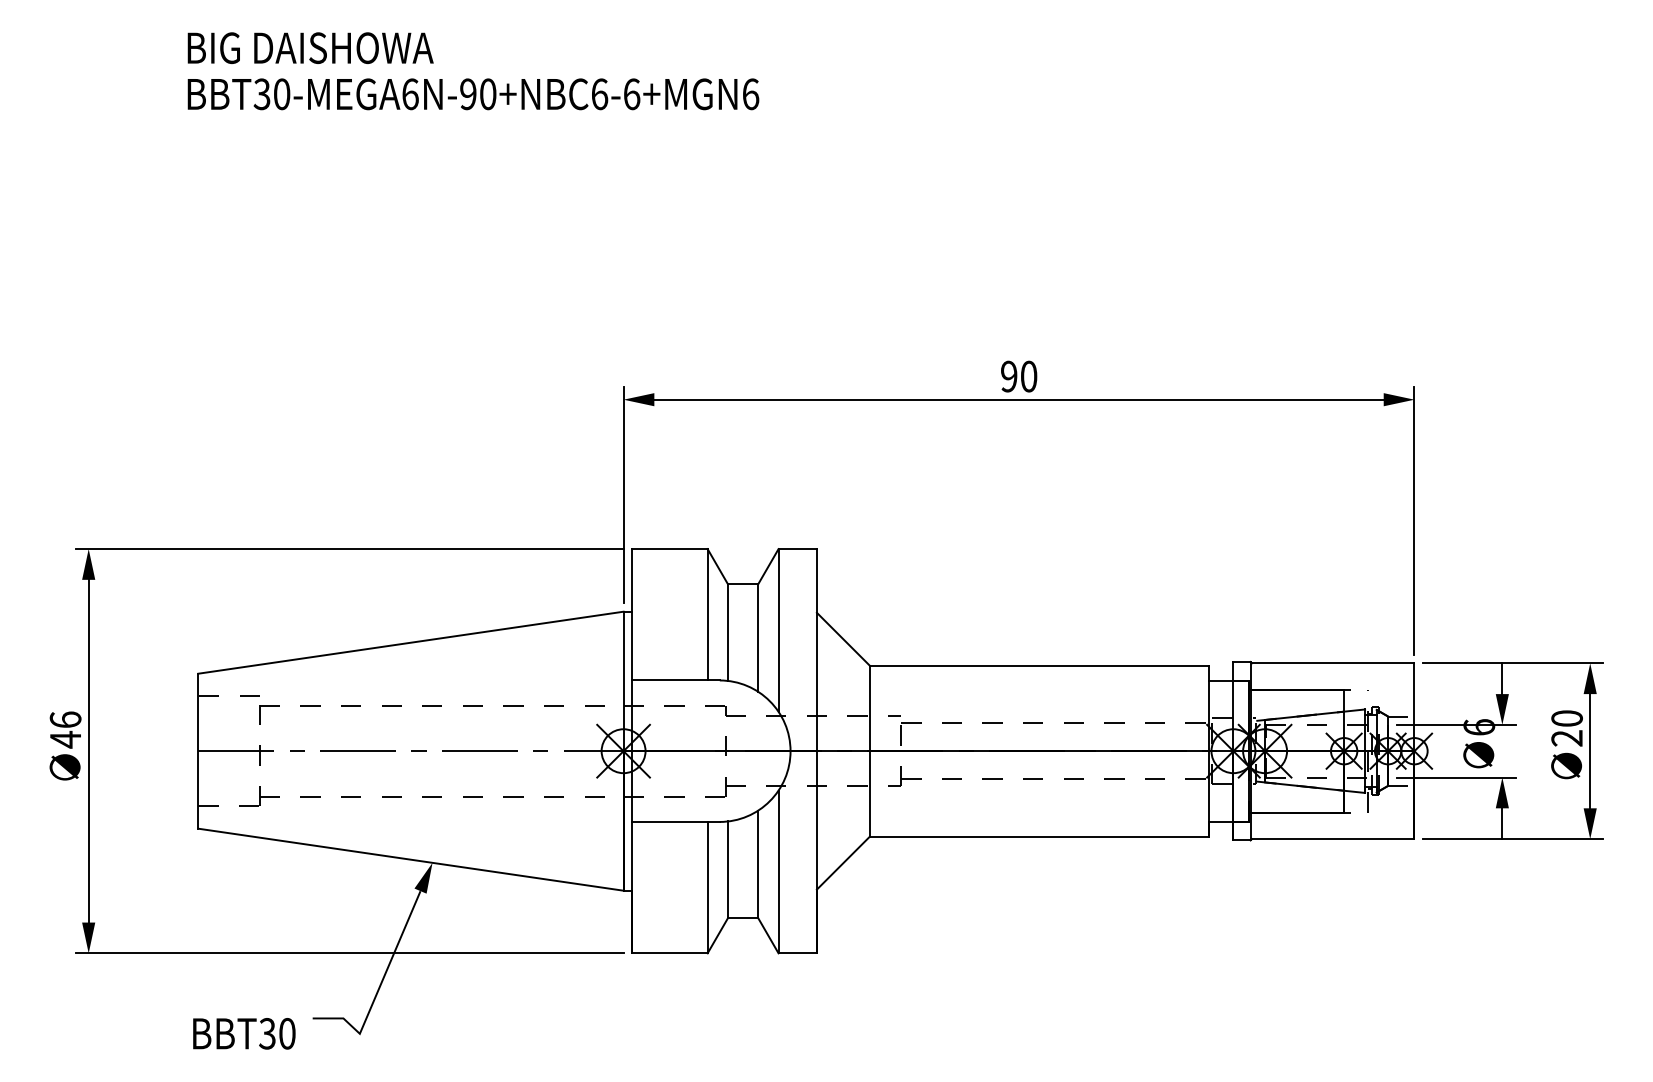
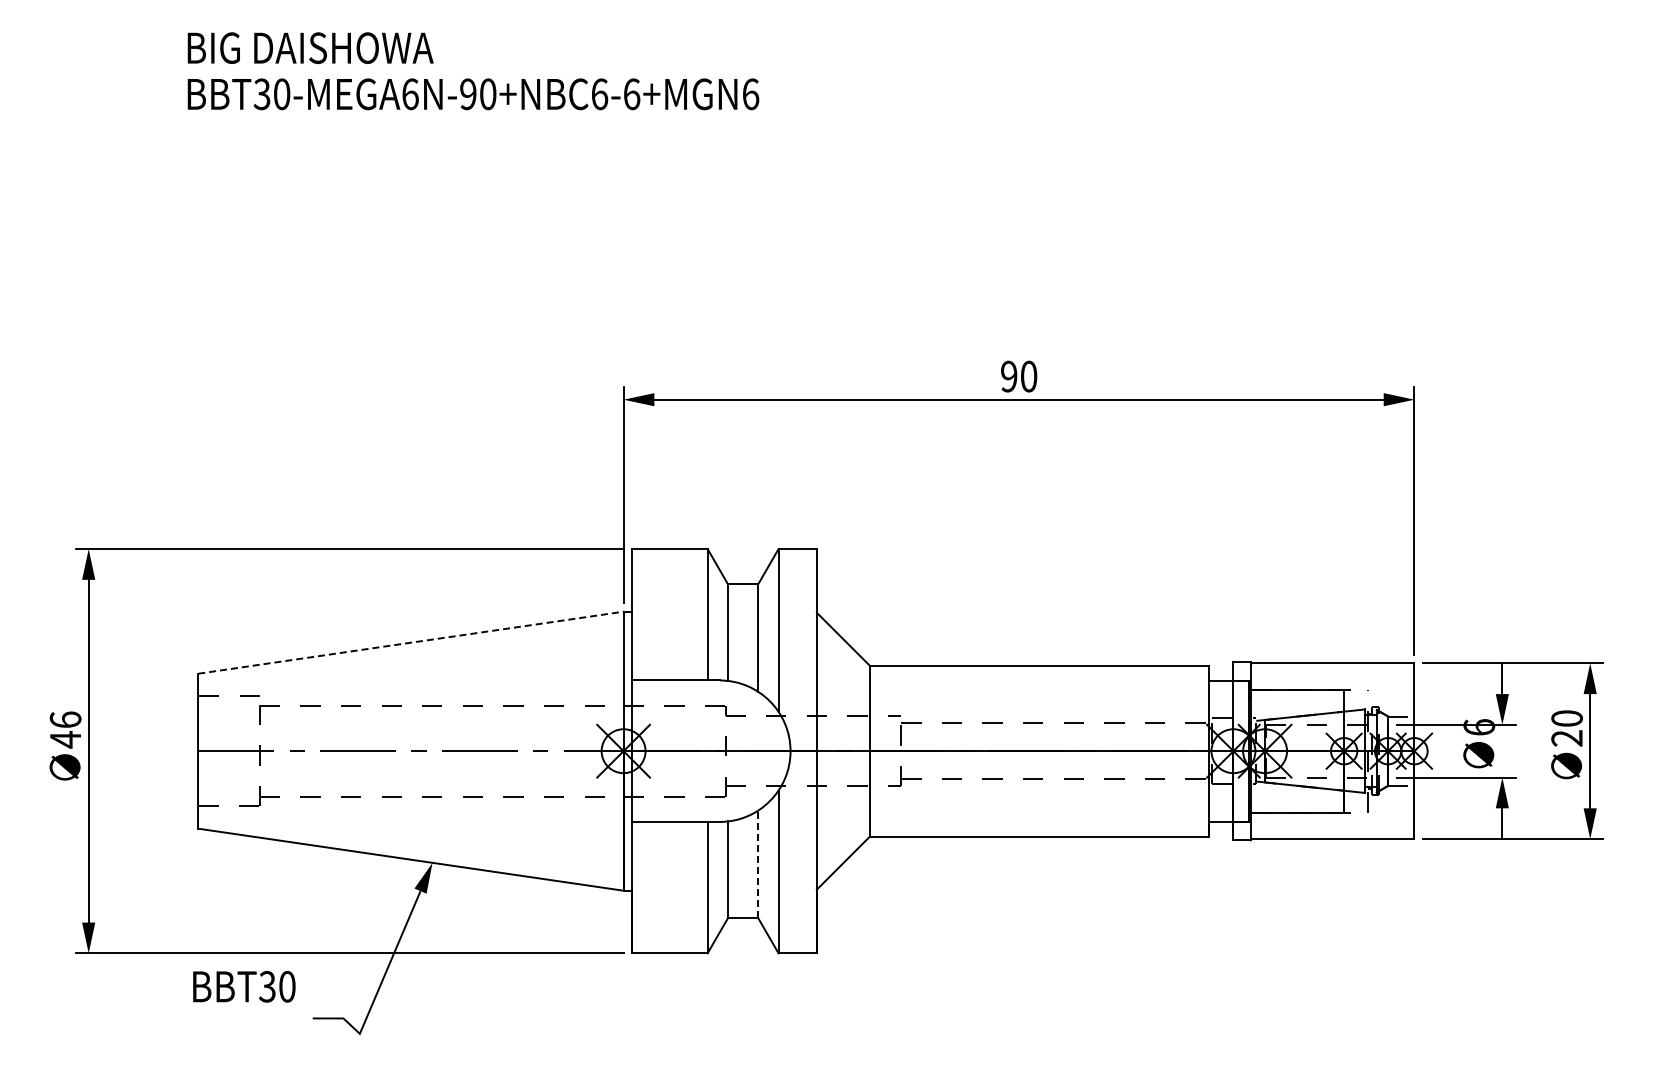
line: solid -> dashed (410, 642)
line: solid -> dashed (758, 864)
text position: (244, 1033) -> (244, 986) (244, 986)
